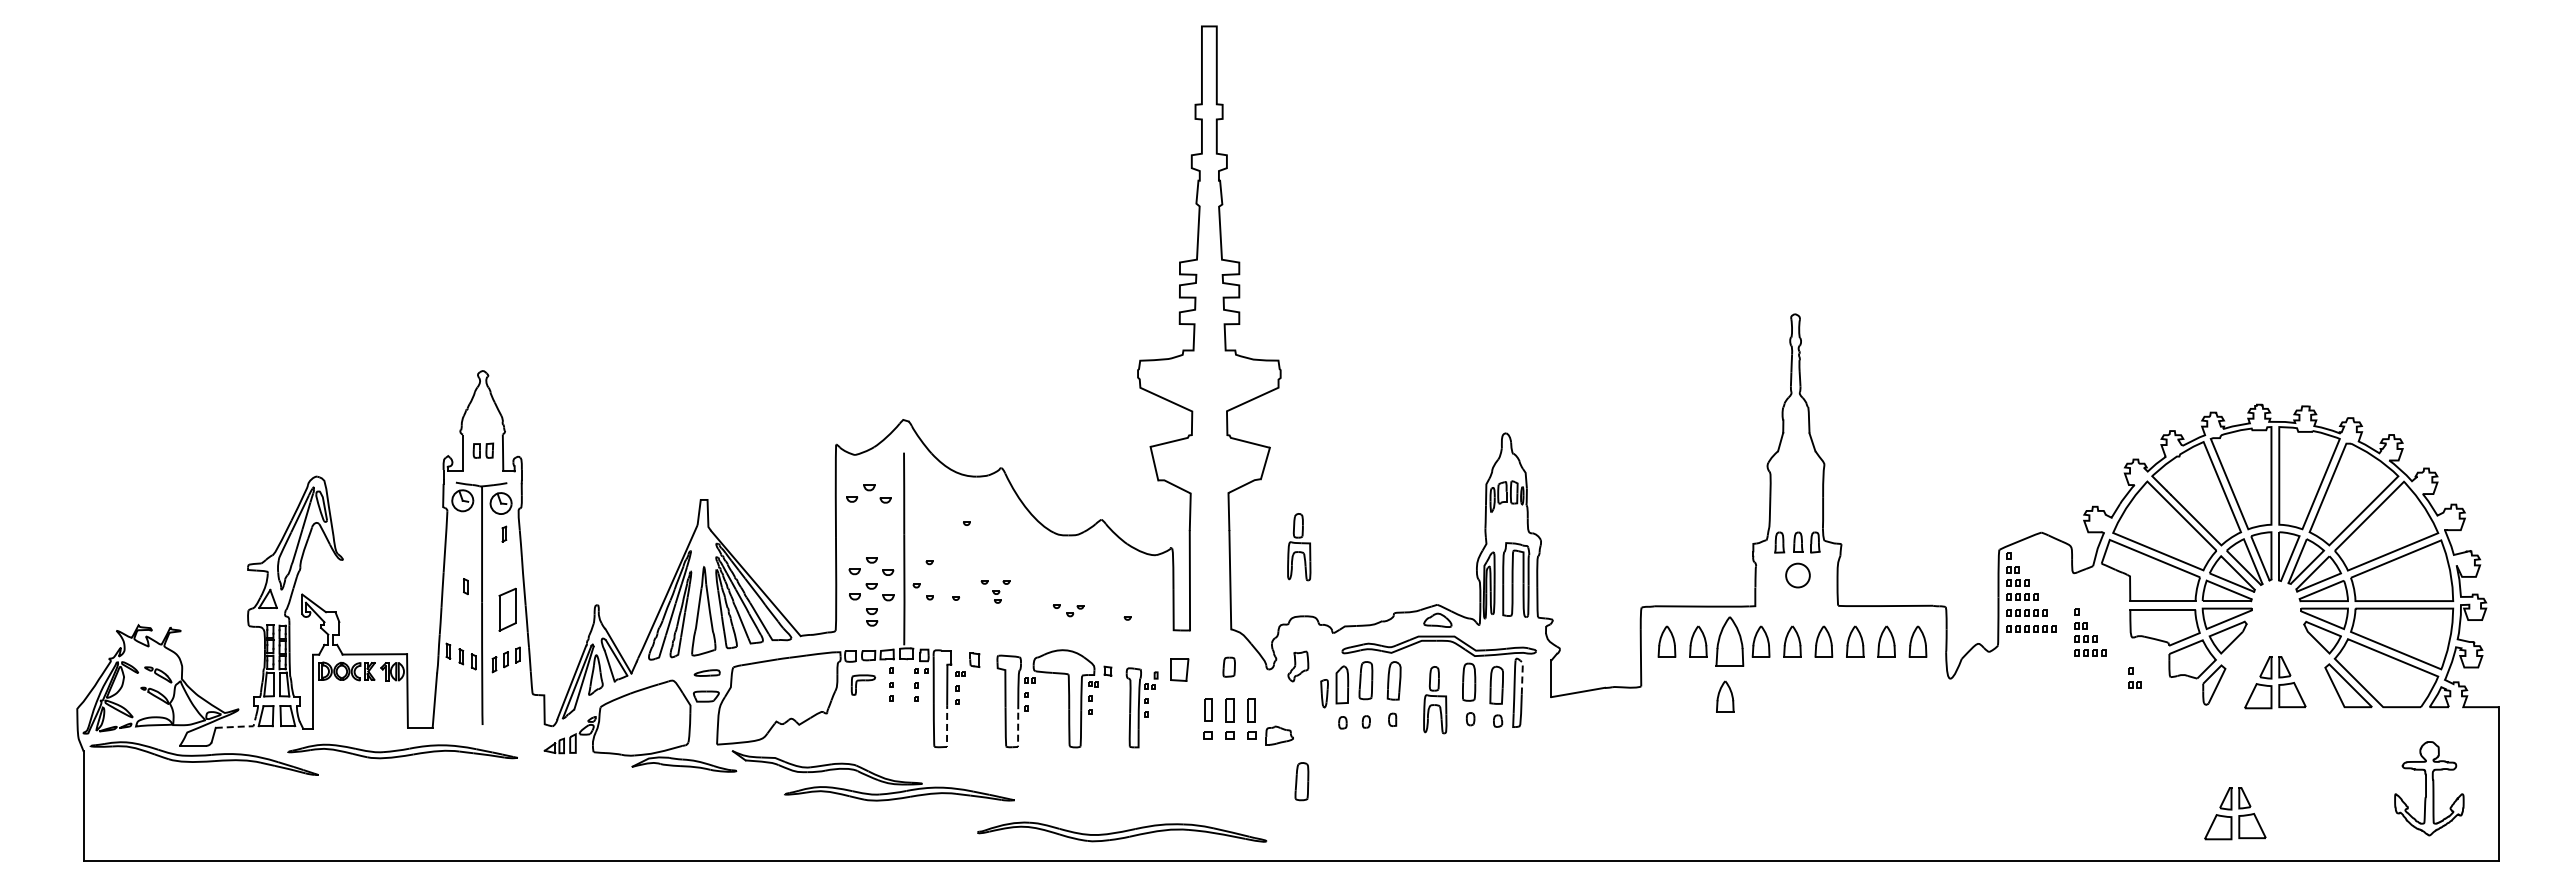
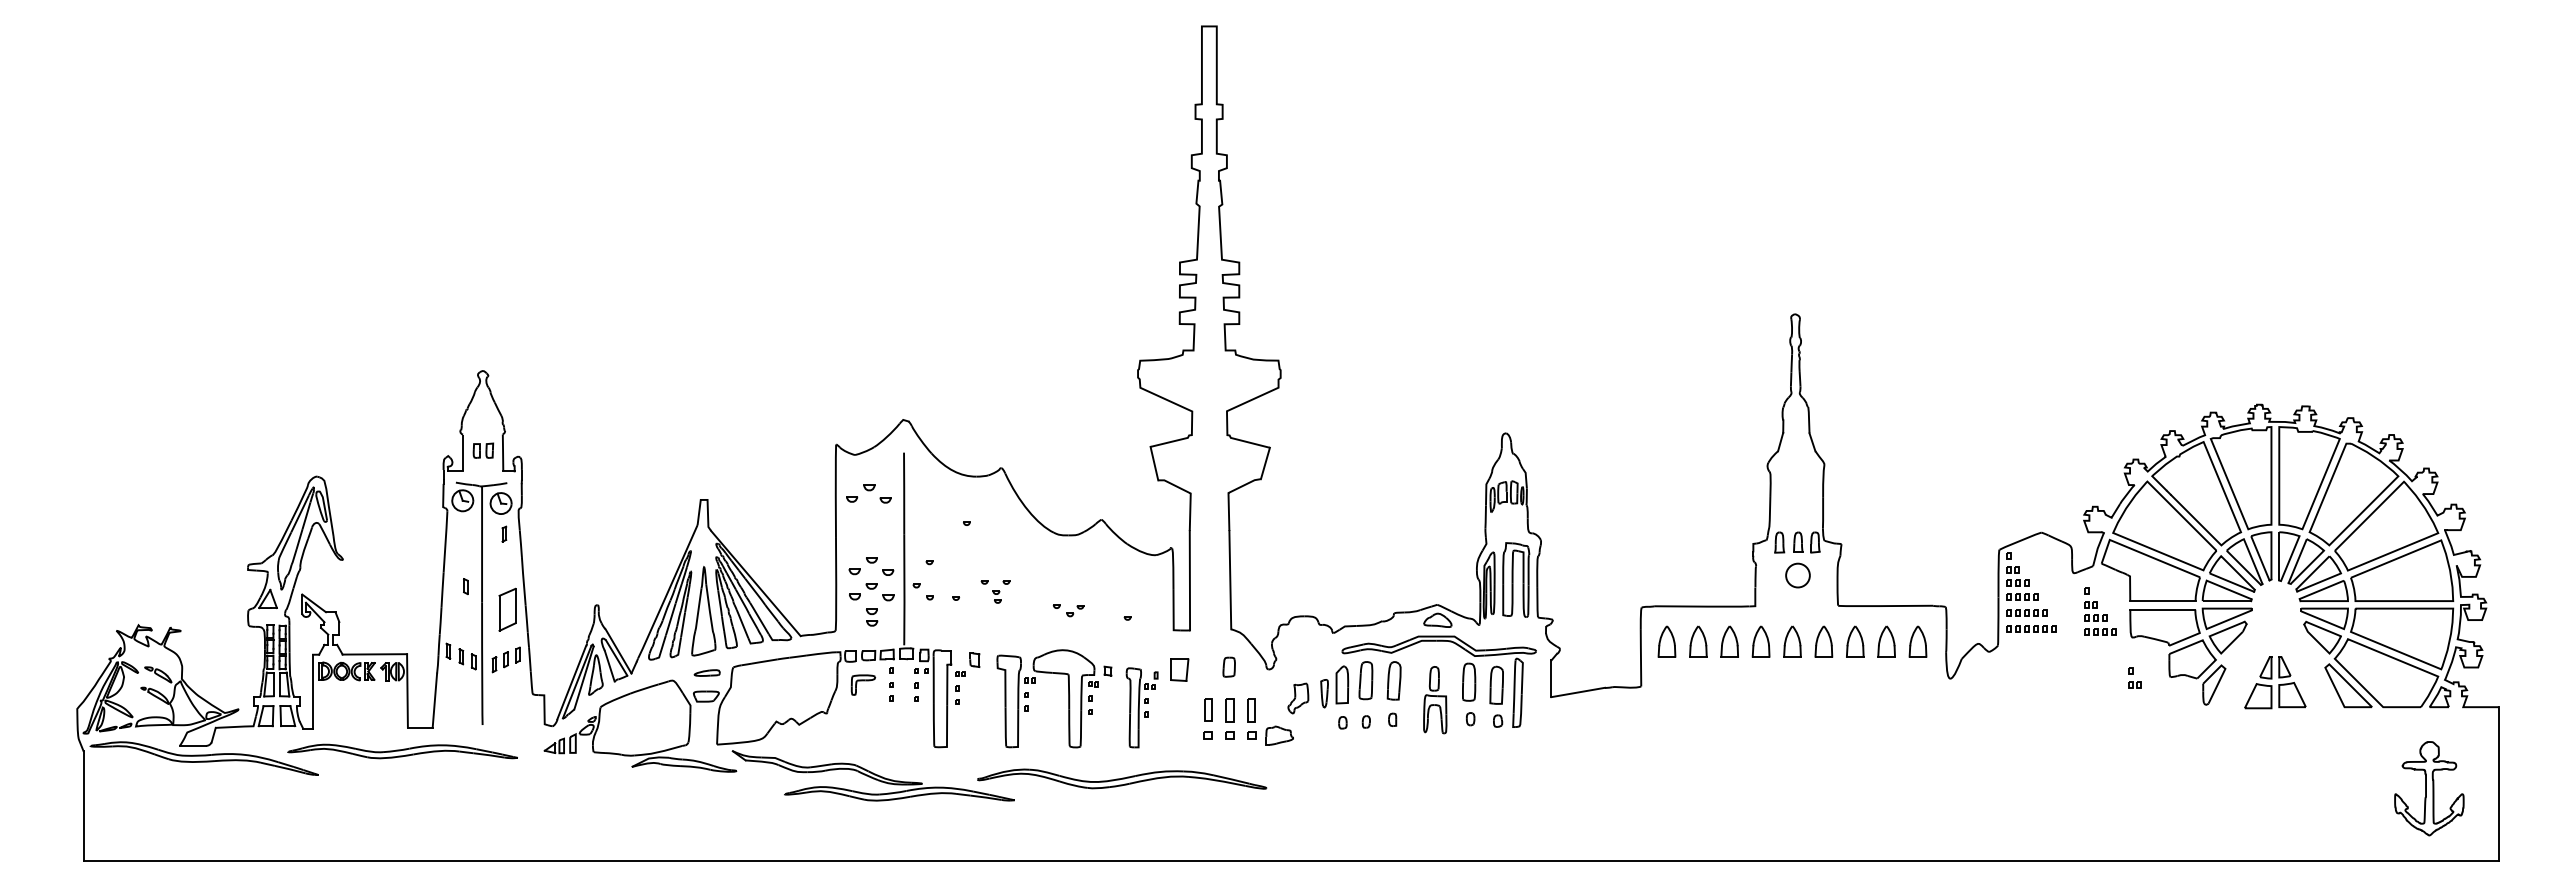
part: present -> none (1299, 547)
part position: (2090, 632) -> (2100, 611) (2100, 611)
part size: 30x51 px -> 19x33 px (1729, 641)
part position: (1298, 666) -> (1298, 698) (1298, 698)
line: dashed -> solid (1522, 675)
part: present -> none (1725, 696)
line: dashed -> solid (241, 726)
line: dashed -> solid (947, 729)
line: dashed -> solid (1018, 731)
part: present -> none (1301, 781)
part: present -> none (2235, 813)
part position: (1122, 831) -> (1122, 778) (1122, 778)
